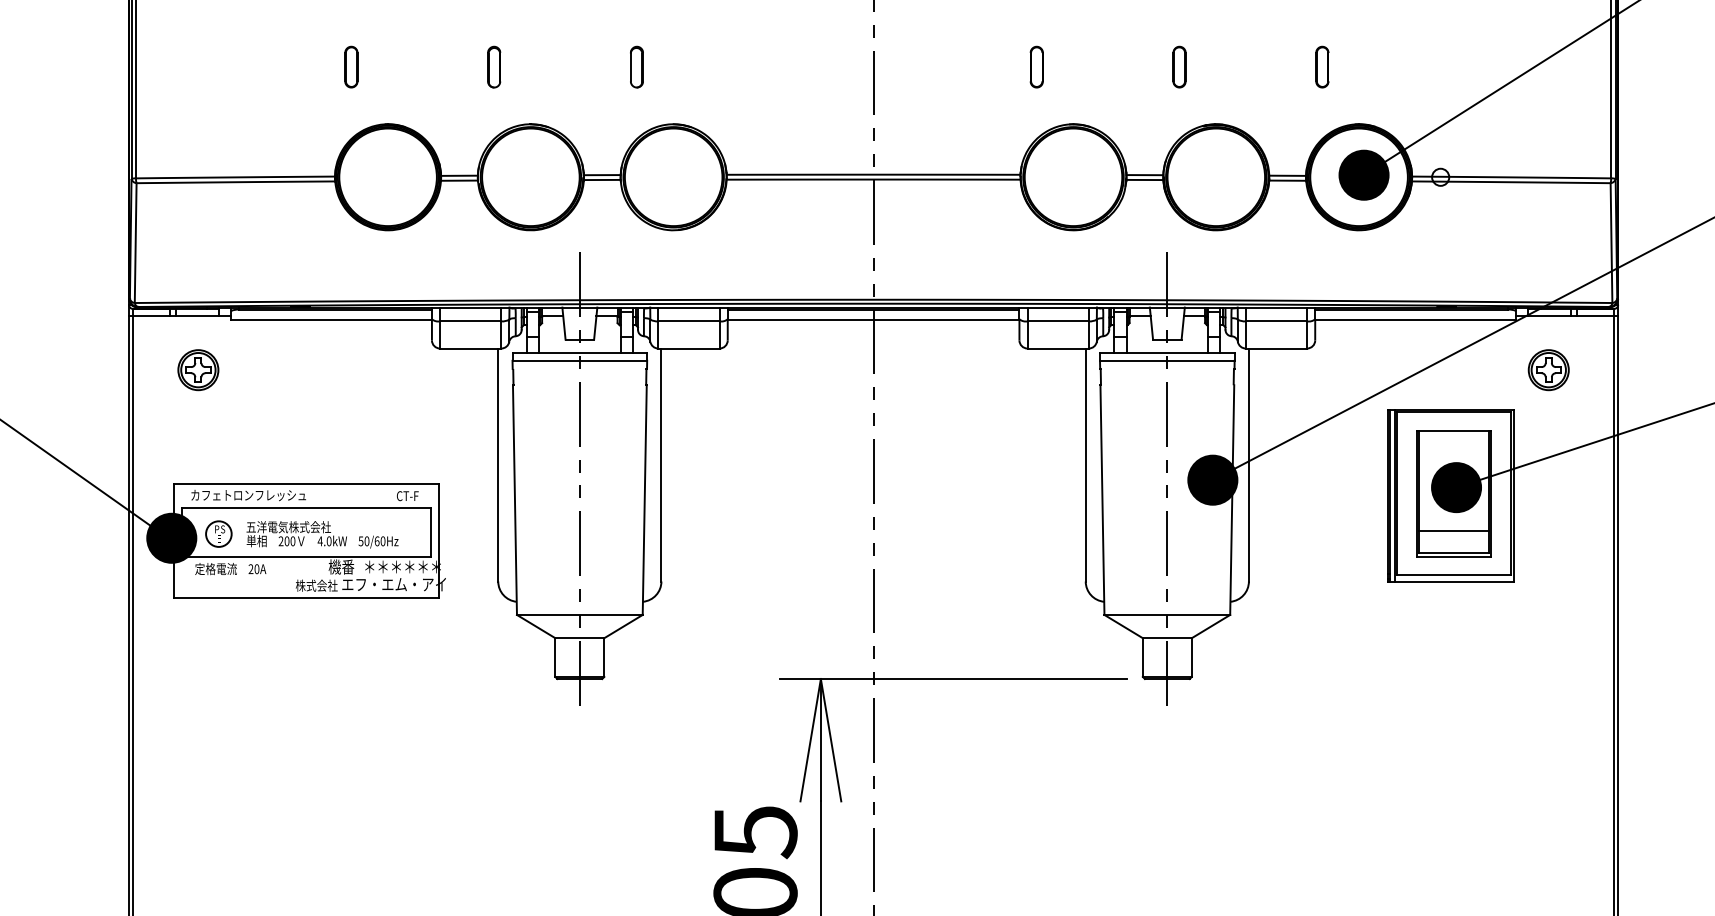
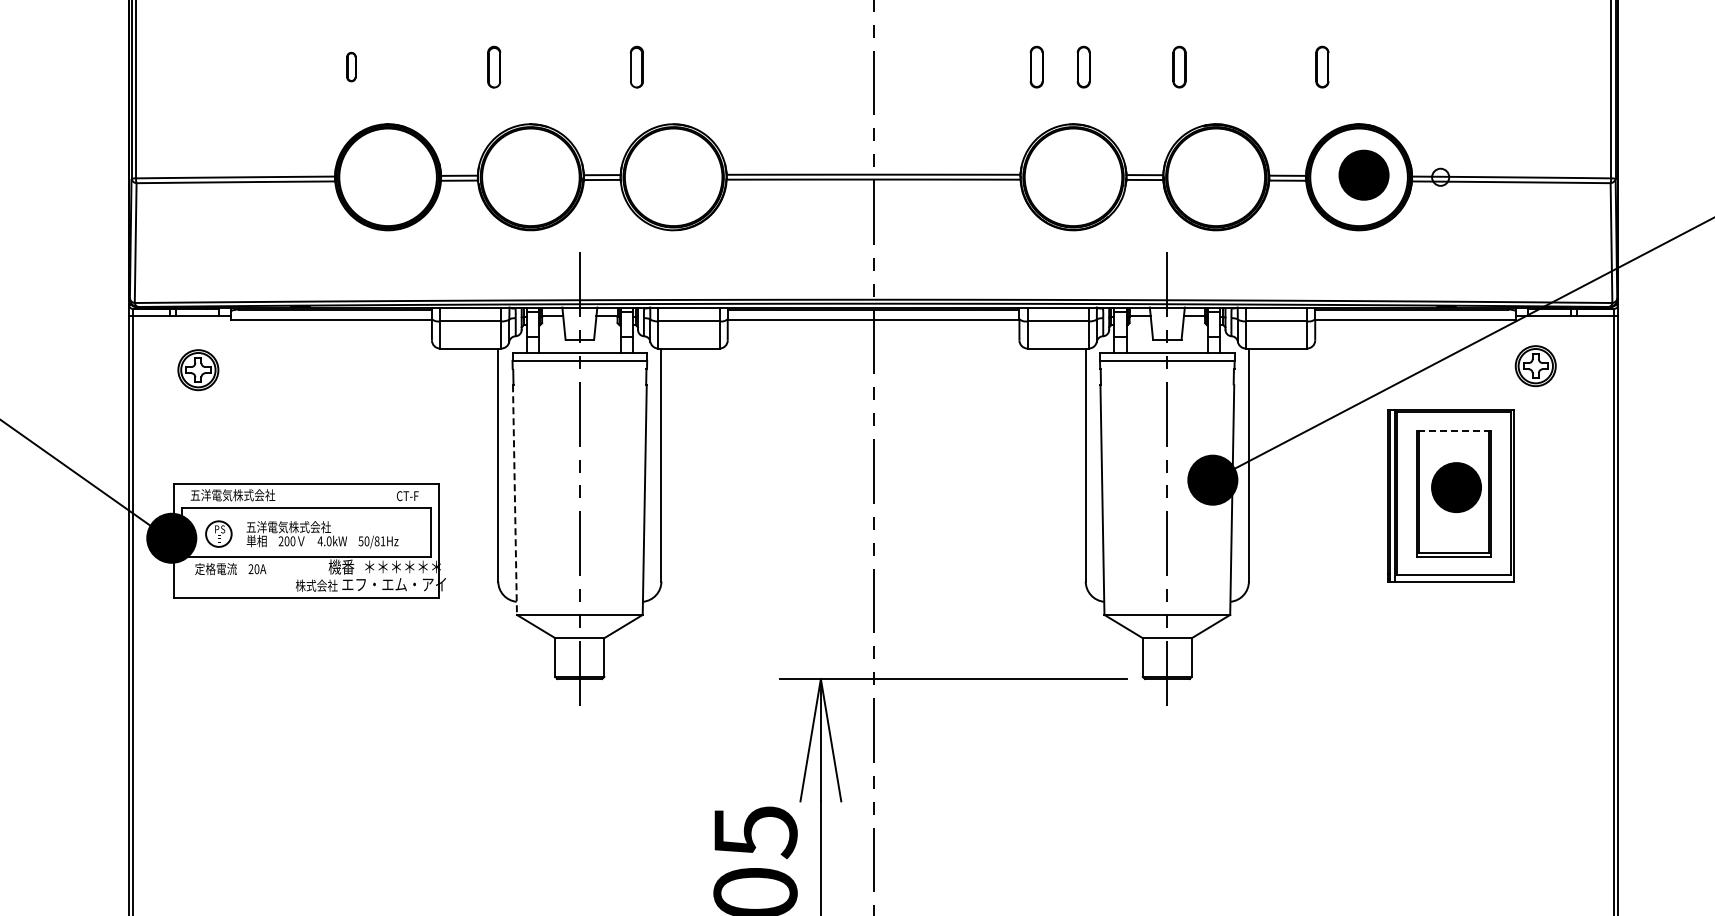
part size: 15x44 px -> 11x32 px (351, 66)
part: none -> present (1083, 66)
line: present -> none (1510, 81)
part position: (1548, 370) -> (1535, 366) (1535, 366)
line: solid -> dashed (1454, 430)
line: present -> none (1595, 441)
text: カフェトロンフレッシュ -> 五洋電気株式会社 (248, 495)
line: solid -> dashed (514, 500)
line: present -> none (1453, 530)
text: 50/60Hz -> 50/81Hz (379, 541)
